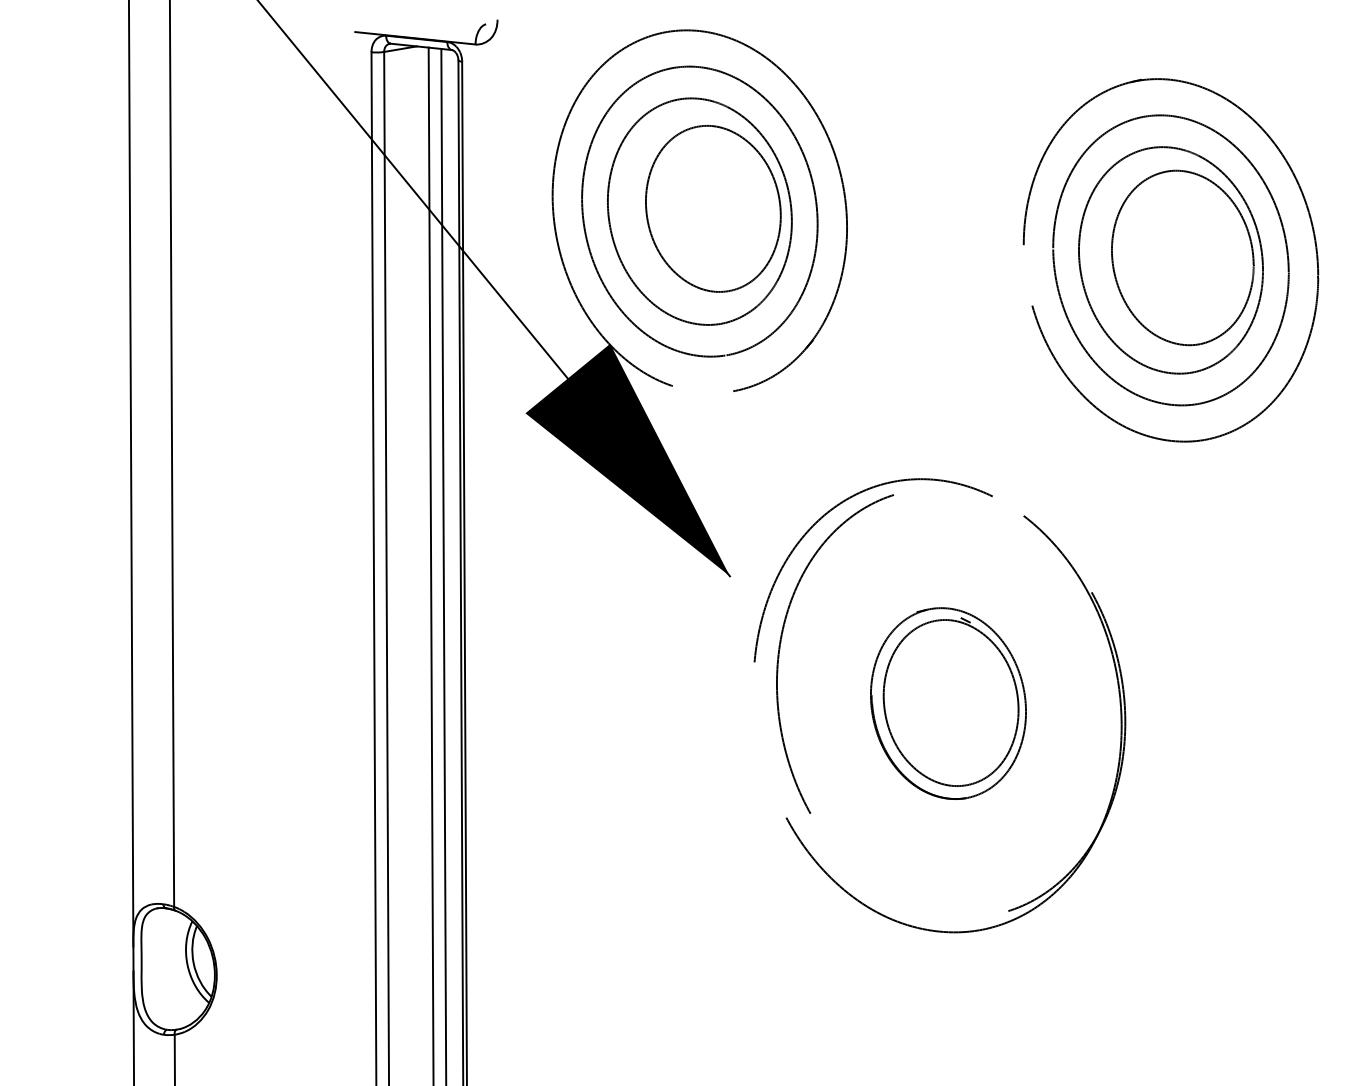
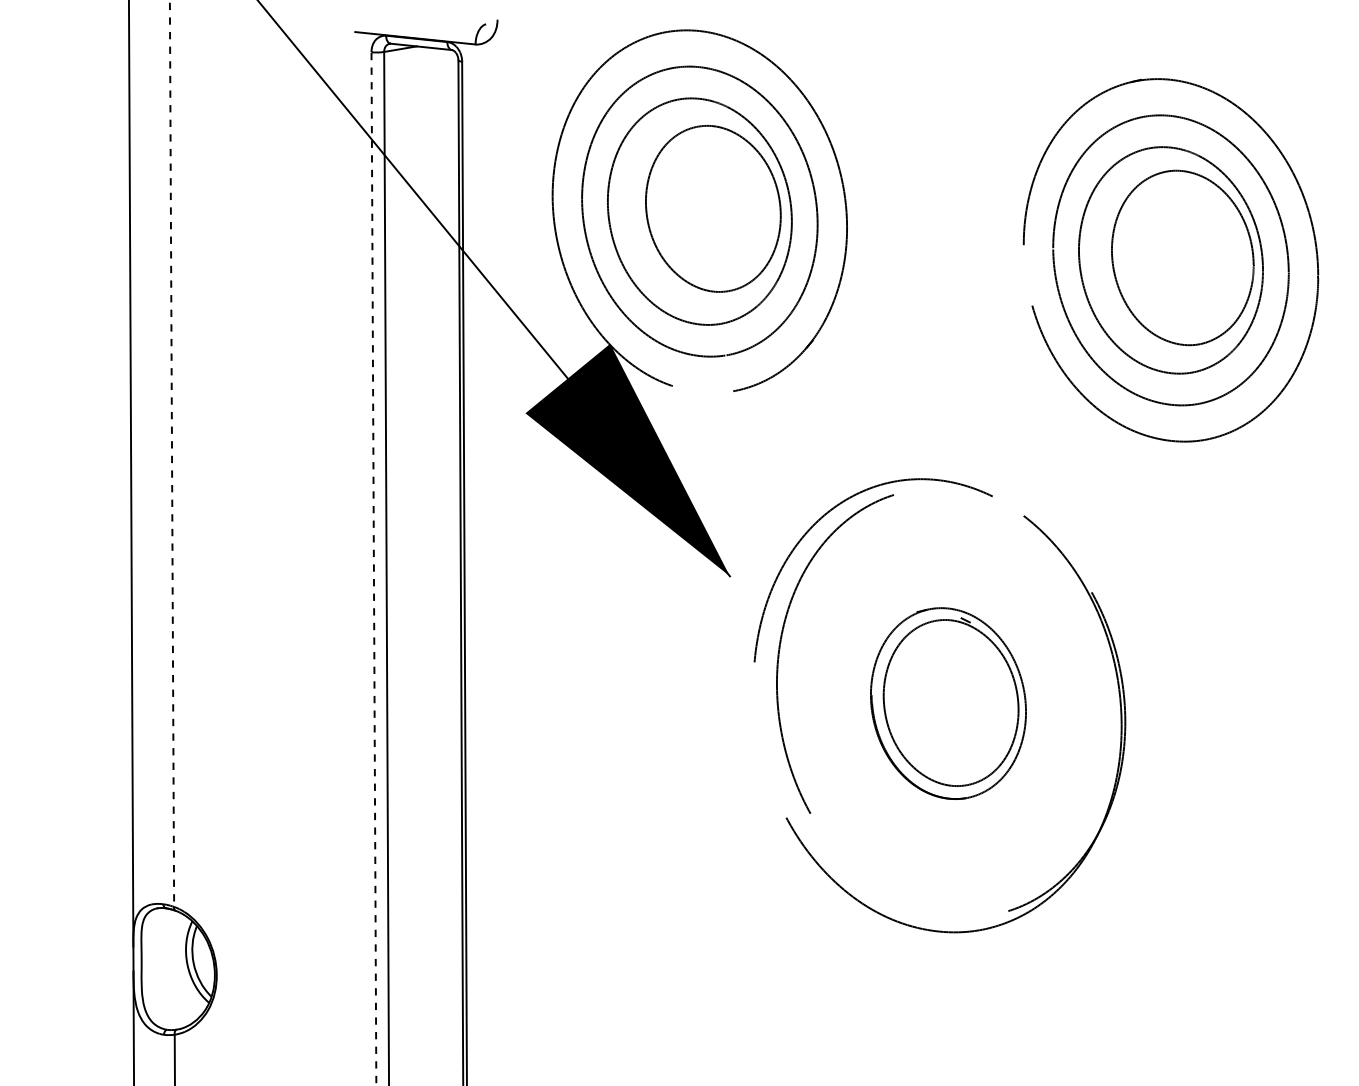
line: solid -> dashed (172, 454)
line: present -> none (430, 564)
line: present -> none (443, 565)
line: solid -> dashed (373, 568)
